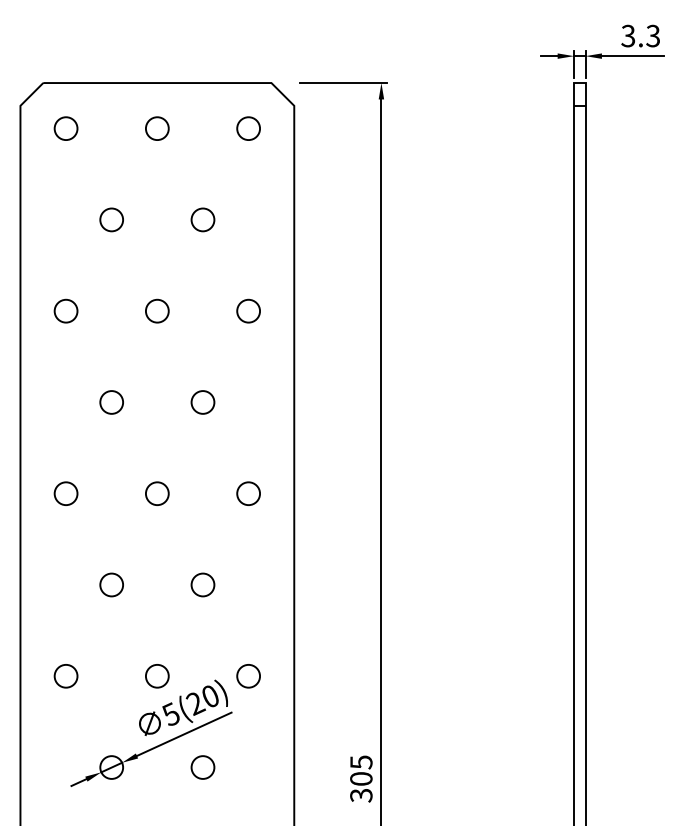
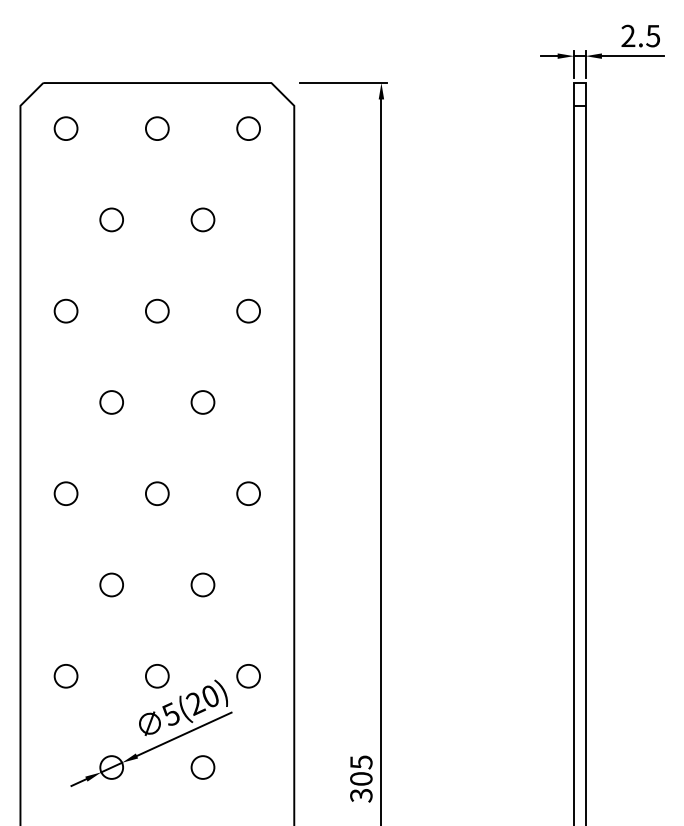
text: 3.3 -> 2.5 (640, 35)
